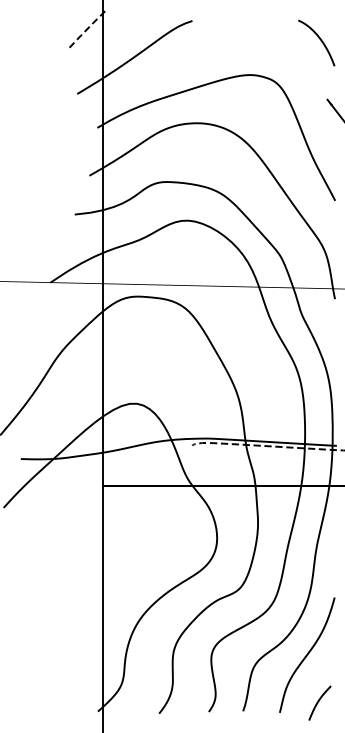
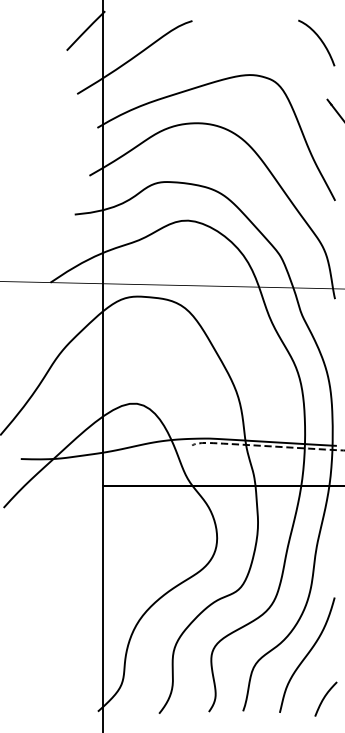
line: dashed -> solid (85, 31)
curve position: (319, 701) -> (325, 697) (325, 697)
